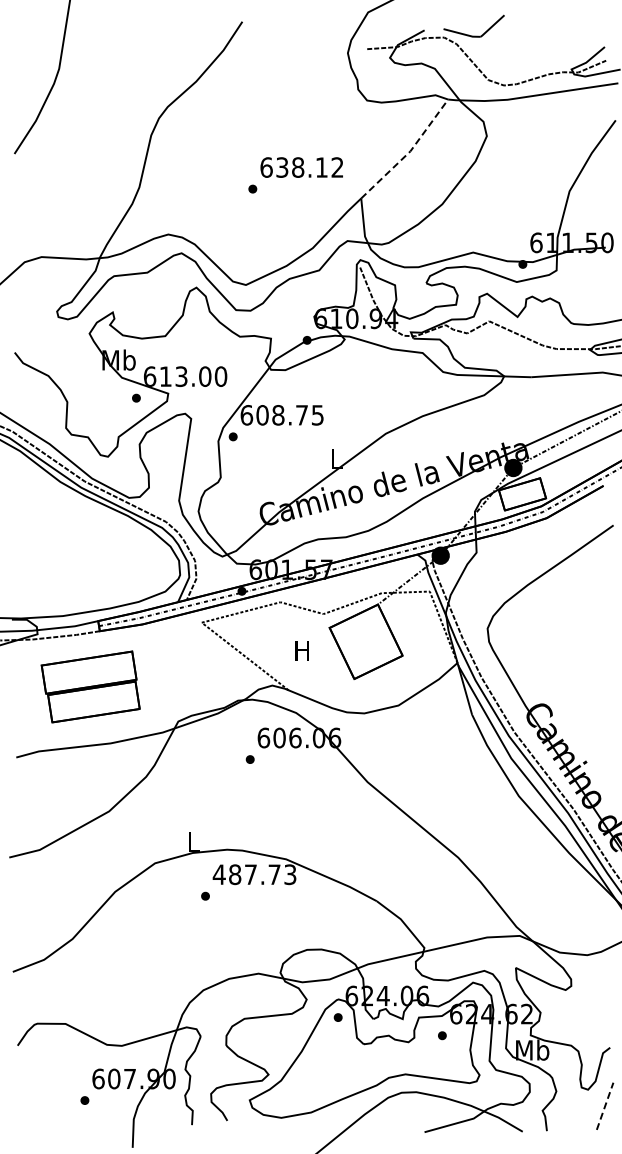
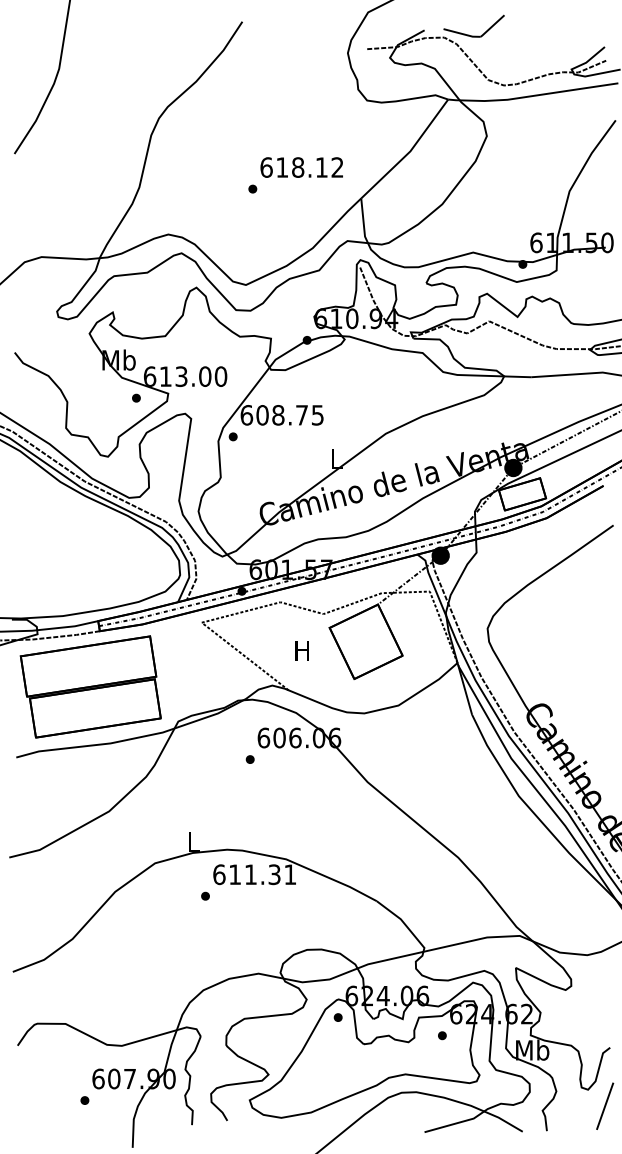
line: dashed -> solid (409, 152)
text: 638.12 -> 618.12 (282, 167)
part size: 101x74 px -> 143x104 px (90, 686)
text: 487.73 -> 611.31 (254, 874)
line: dashed -> solid (605, 1105)
